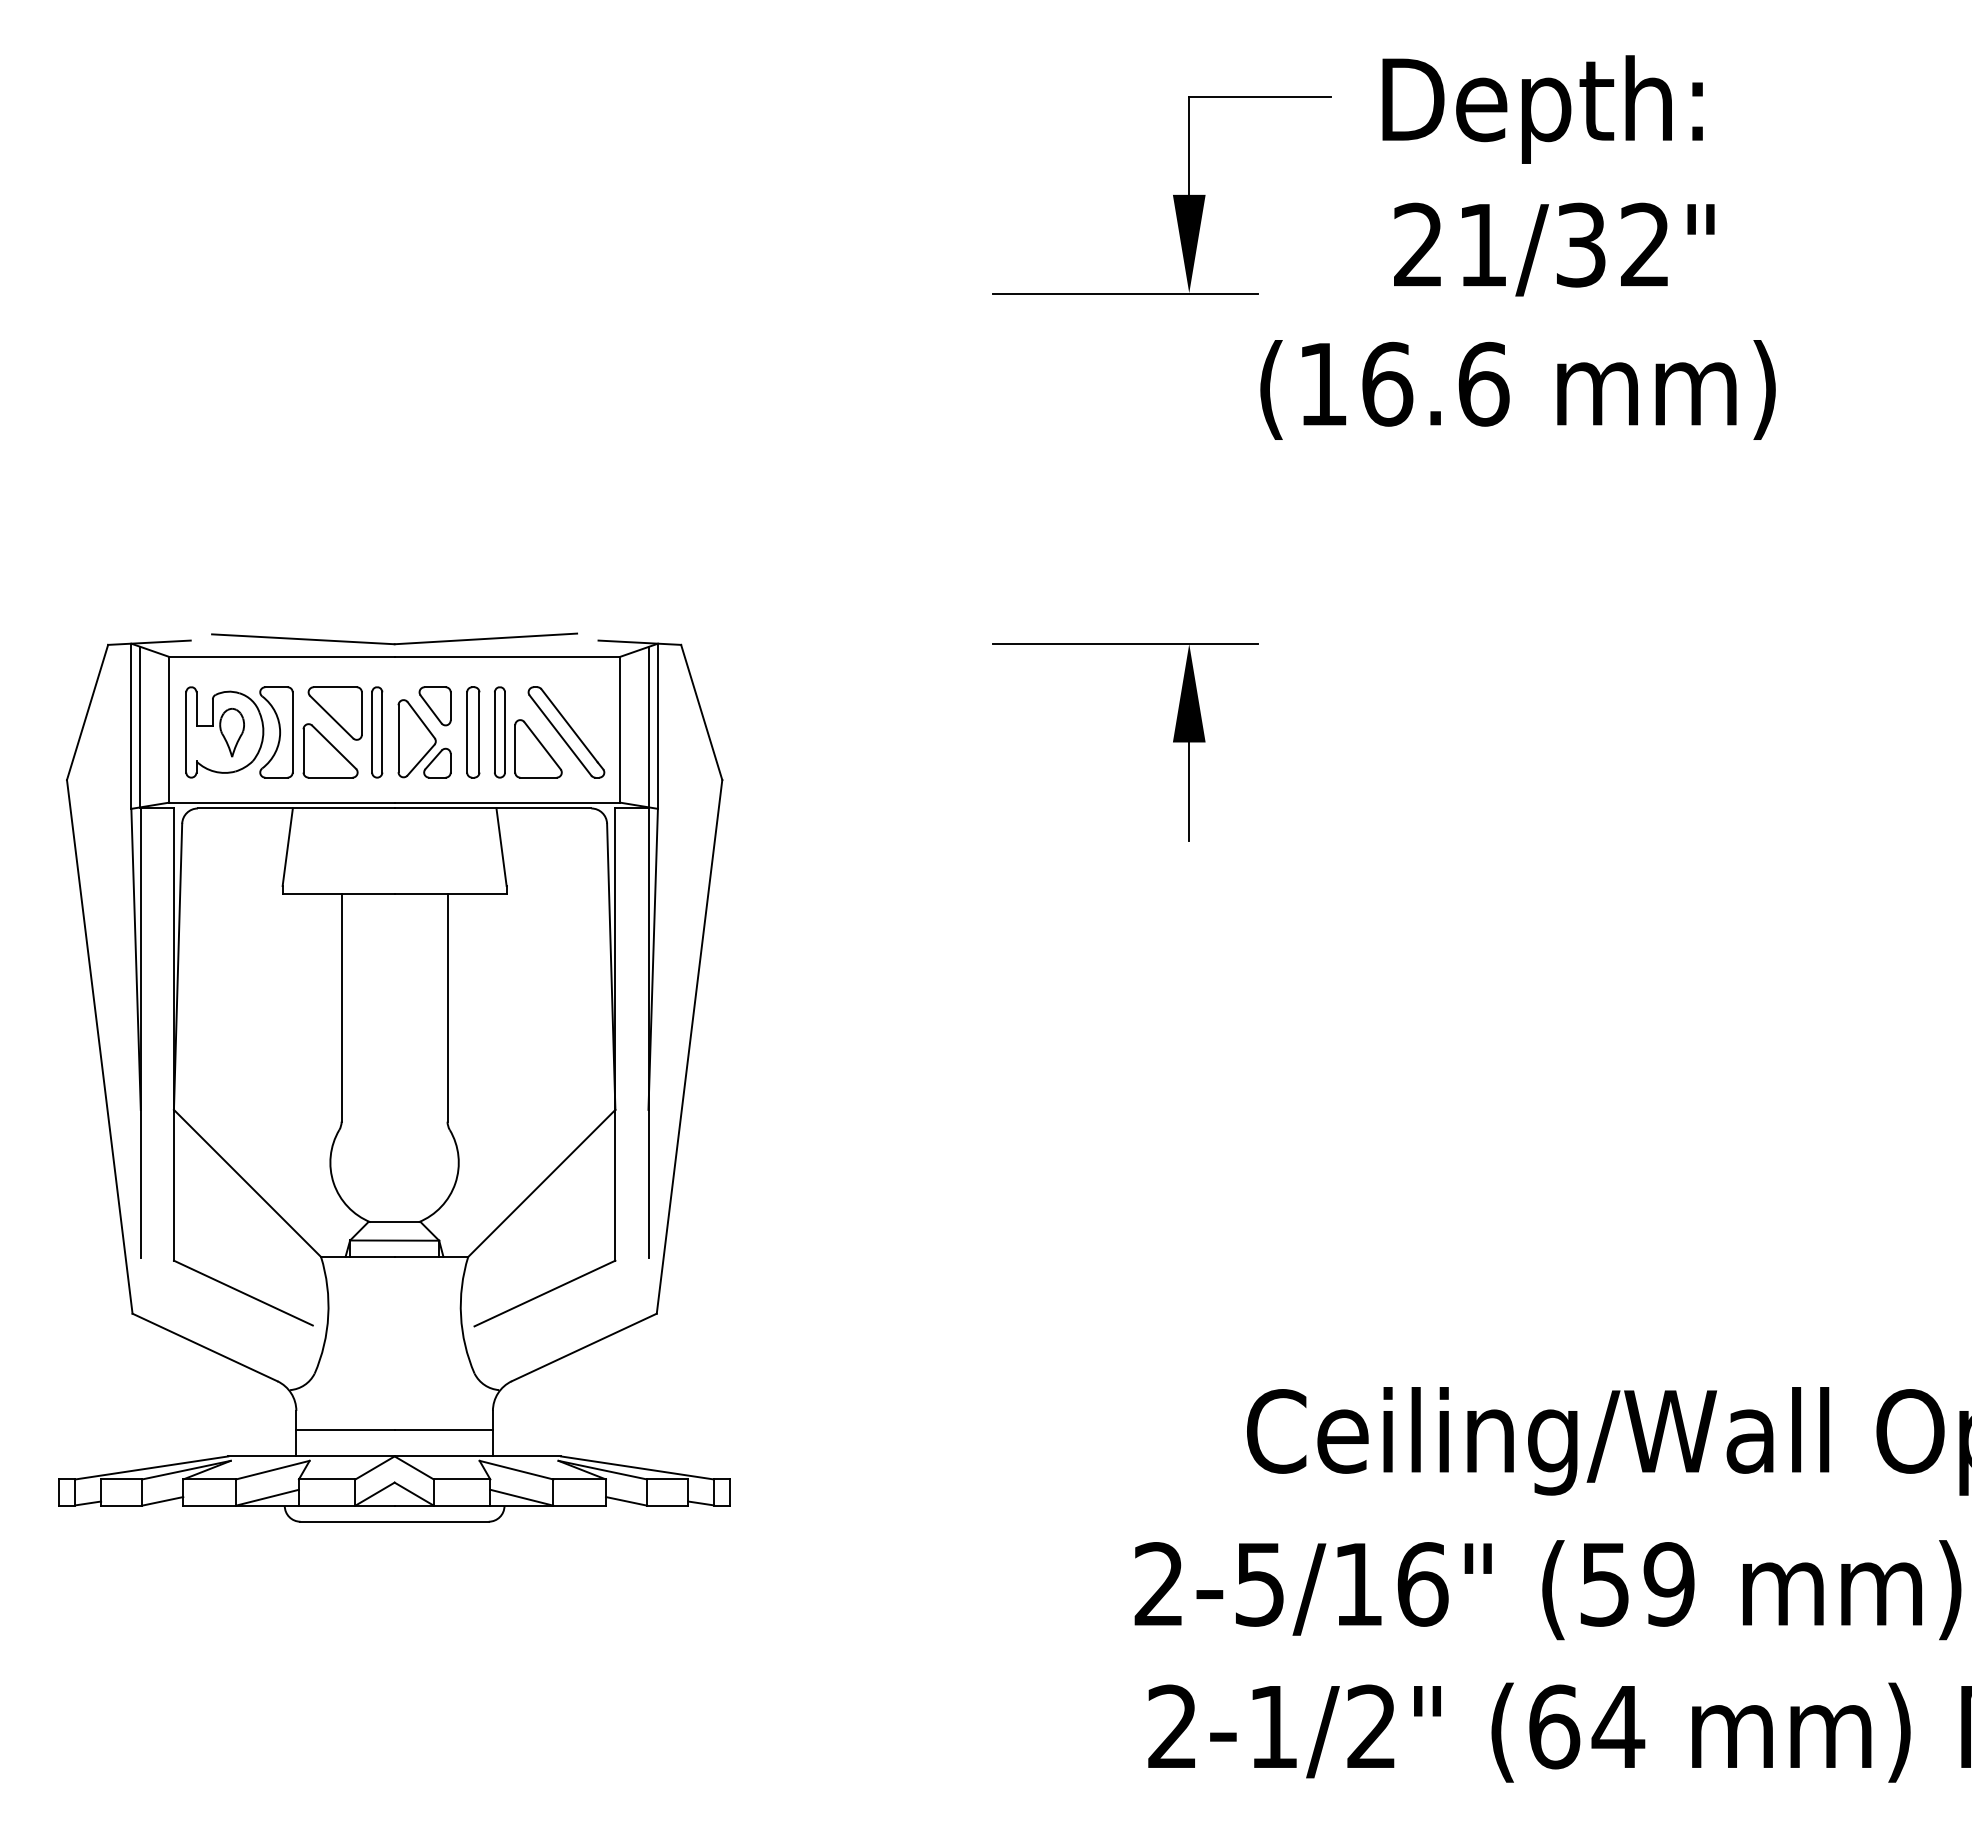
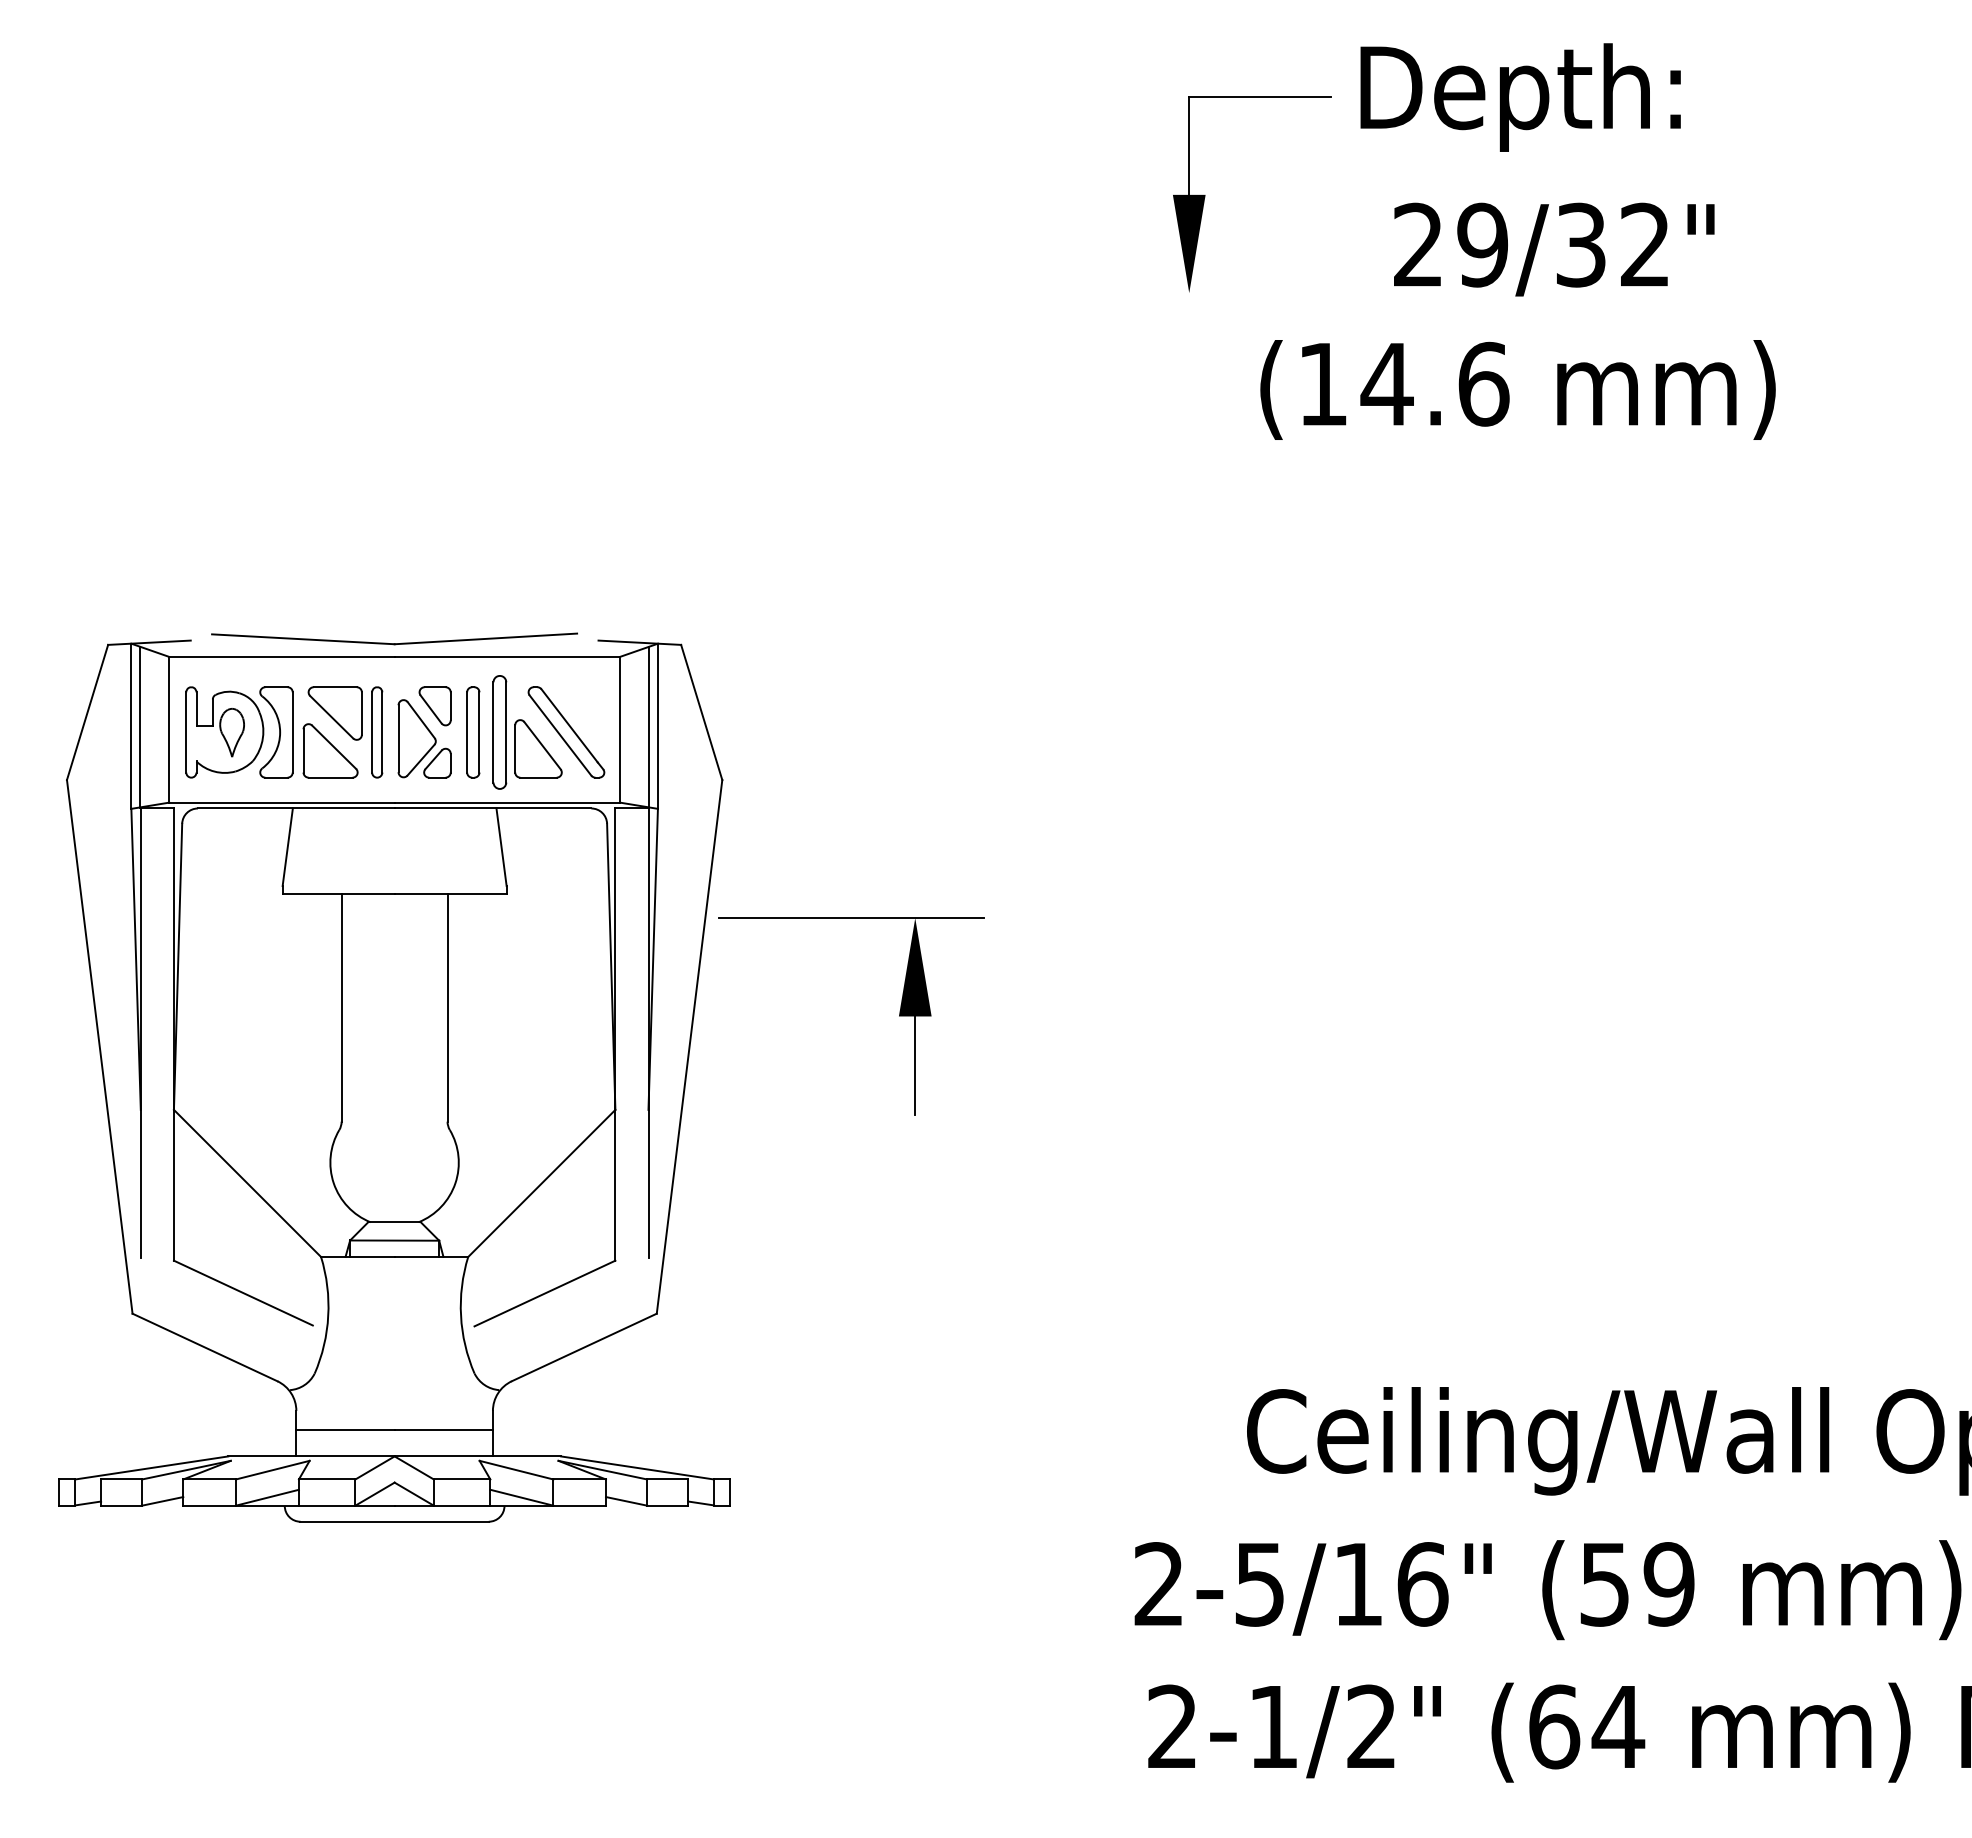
text position: (1542, 109) -> (1520, 97) (1520, 97)
text: 21/32" -> 29/32" (1482, 244)
line: present -> none (1125, 293)
text: (16.6 -> (14.6 (1386, 383)
part size: 12x93 px -> 16x115 px (499, 732)
part position: (1173, 742) -> (899, 1016) (899, 1016)
